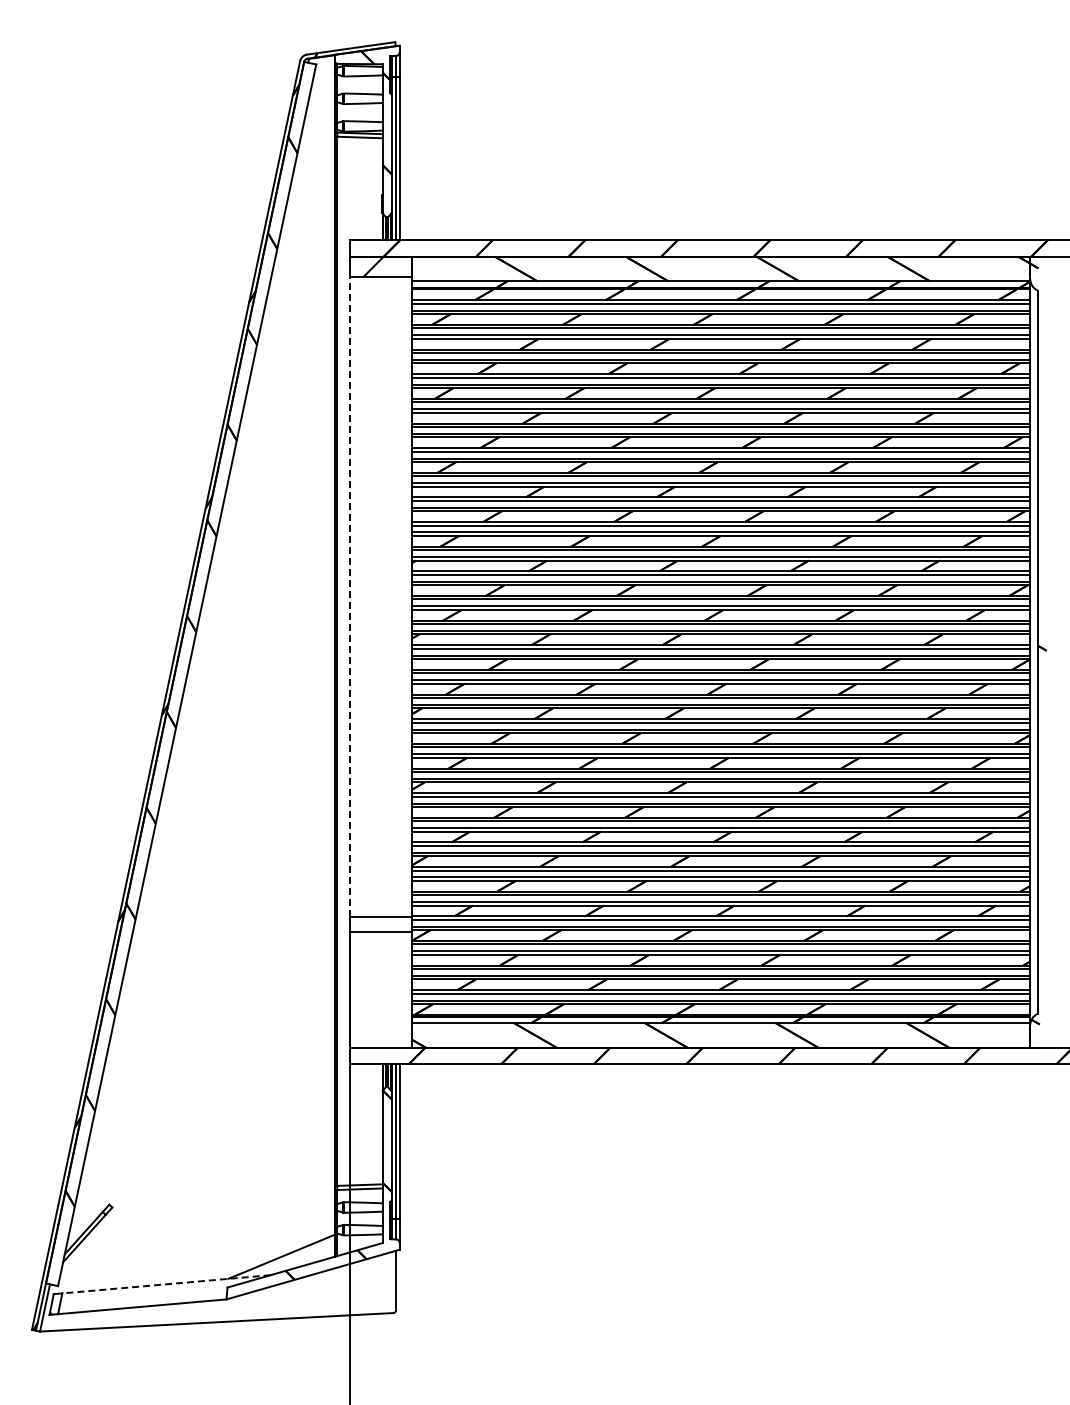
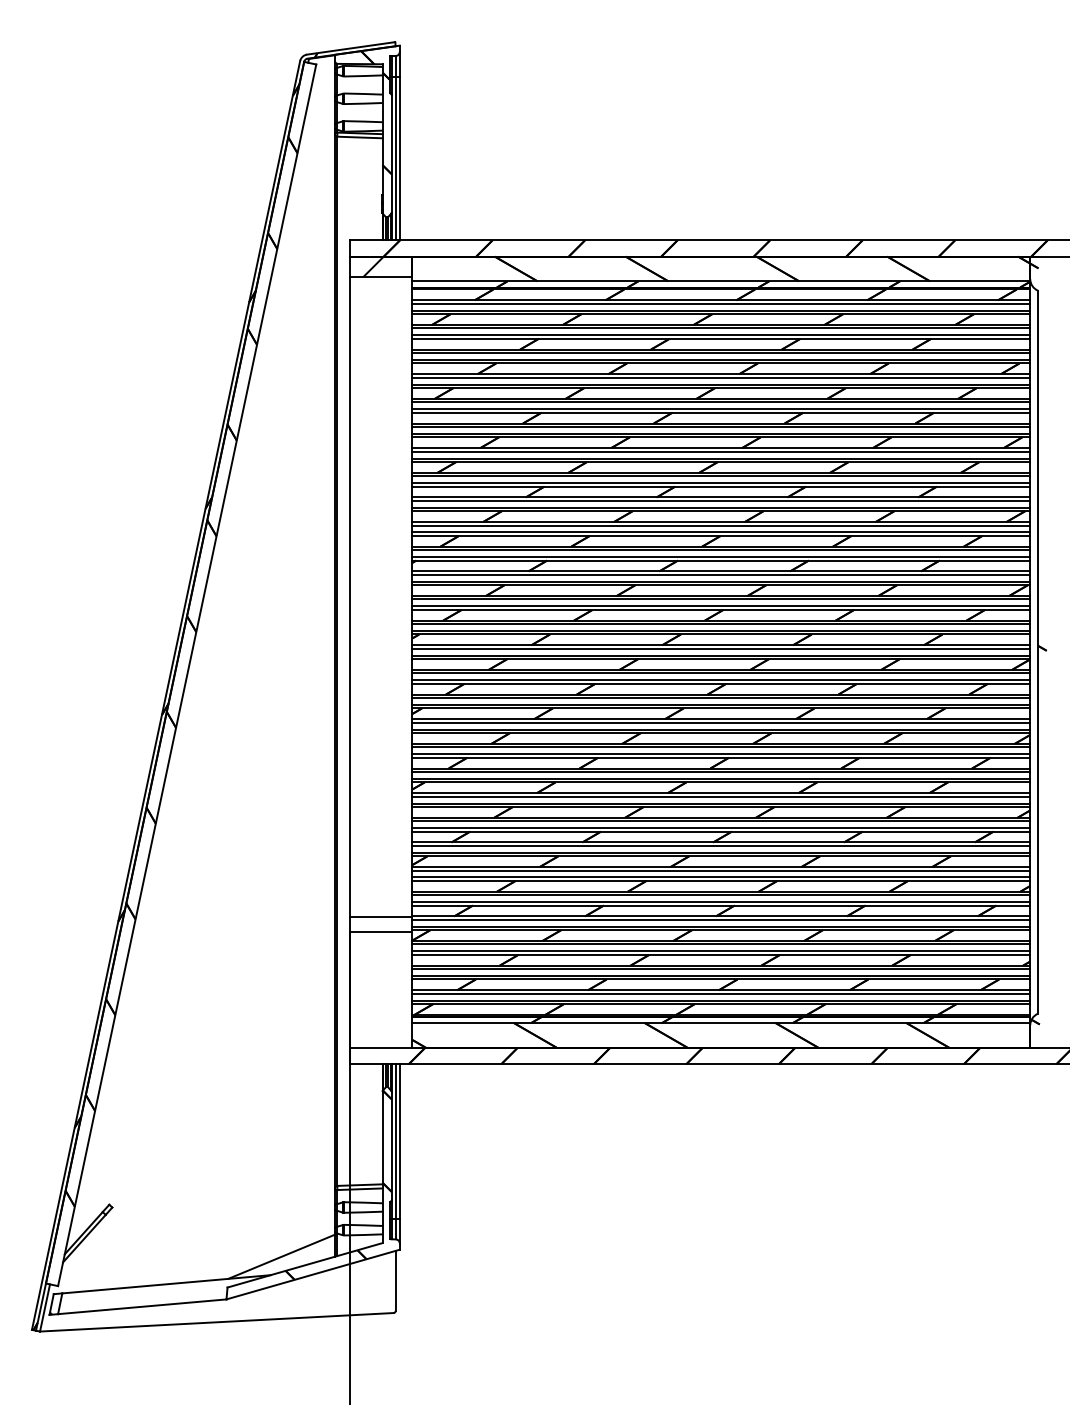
line: dashed -> solid (350, 596)
line: dashed -> solid (166, 1284)
